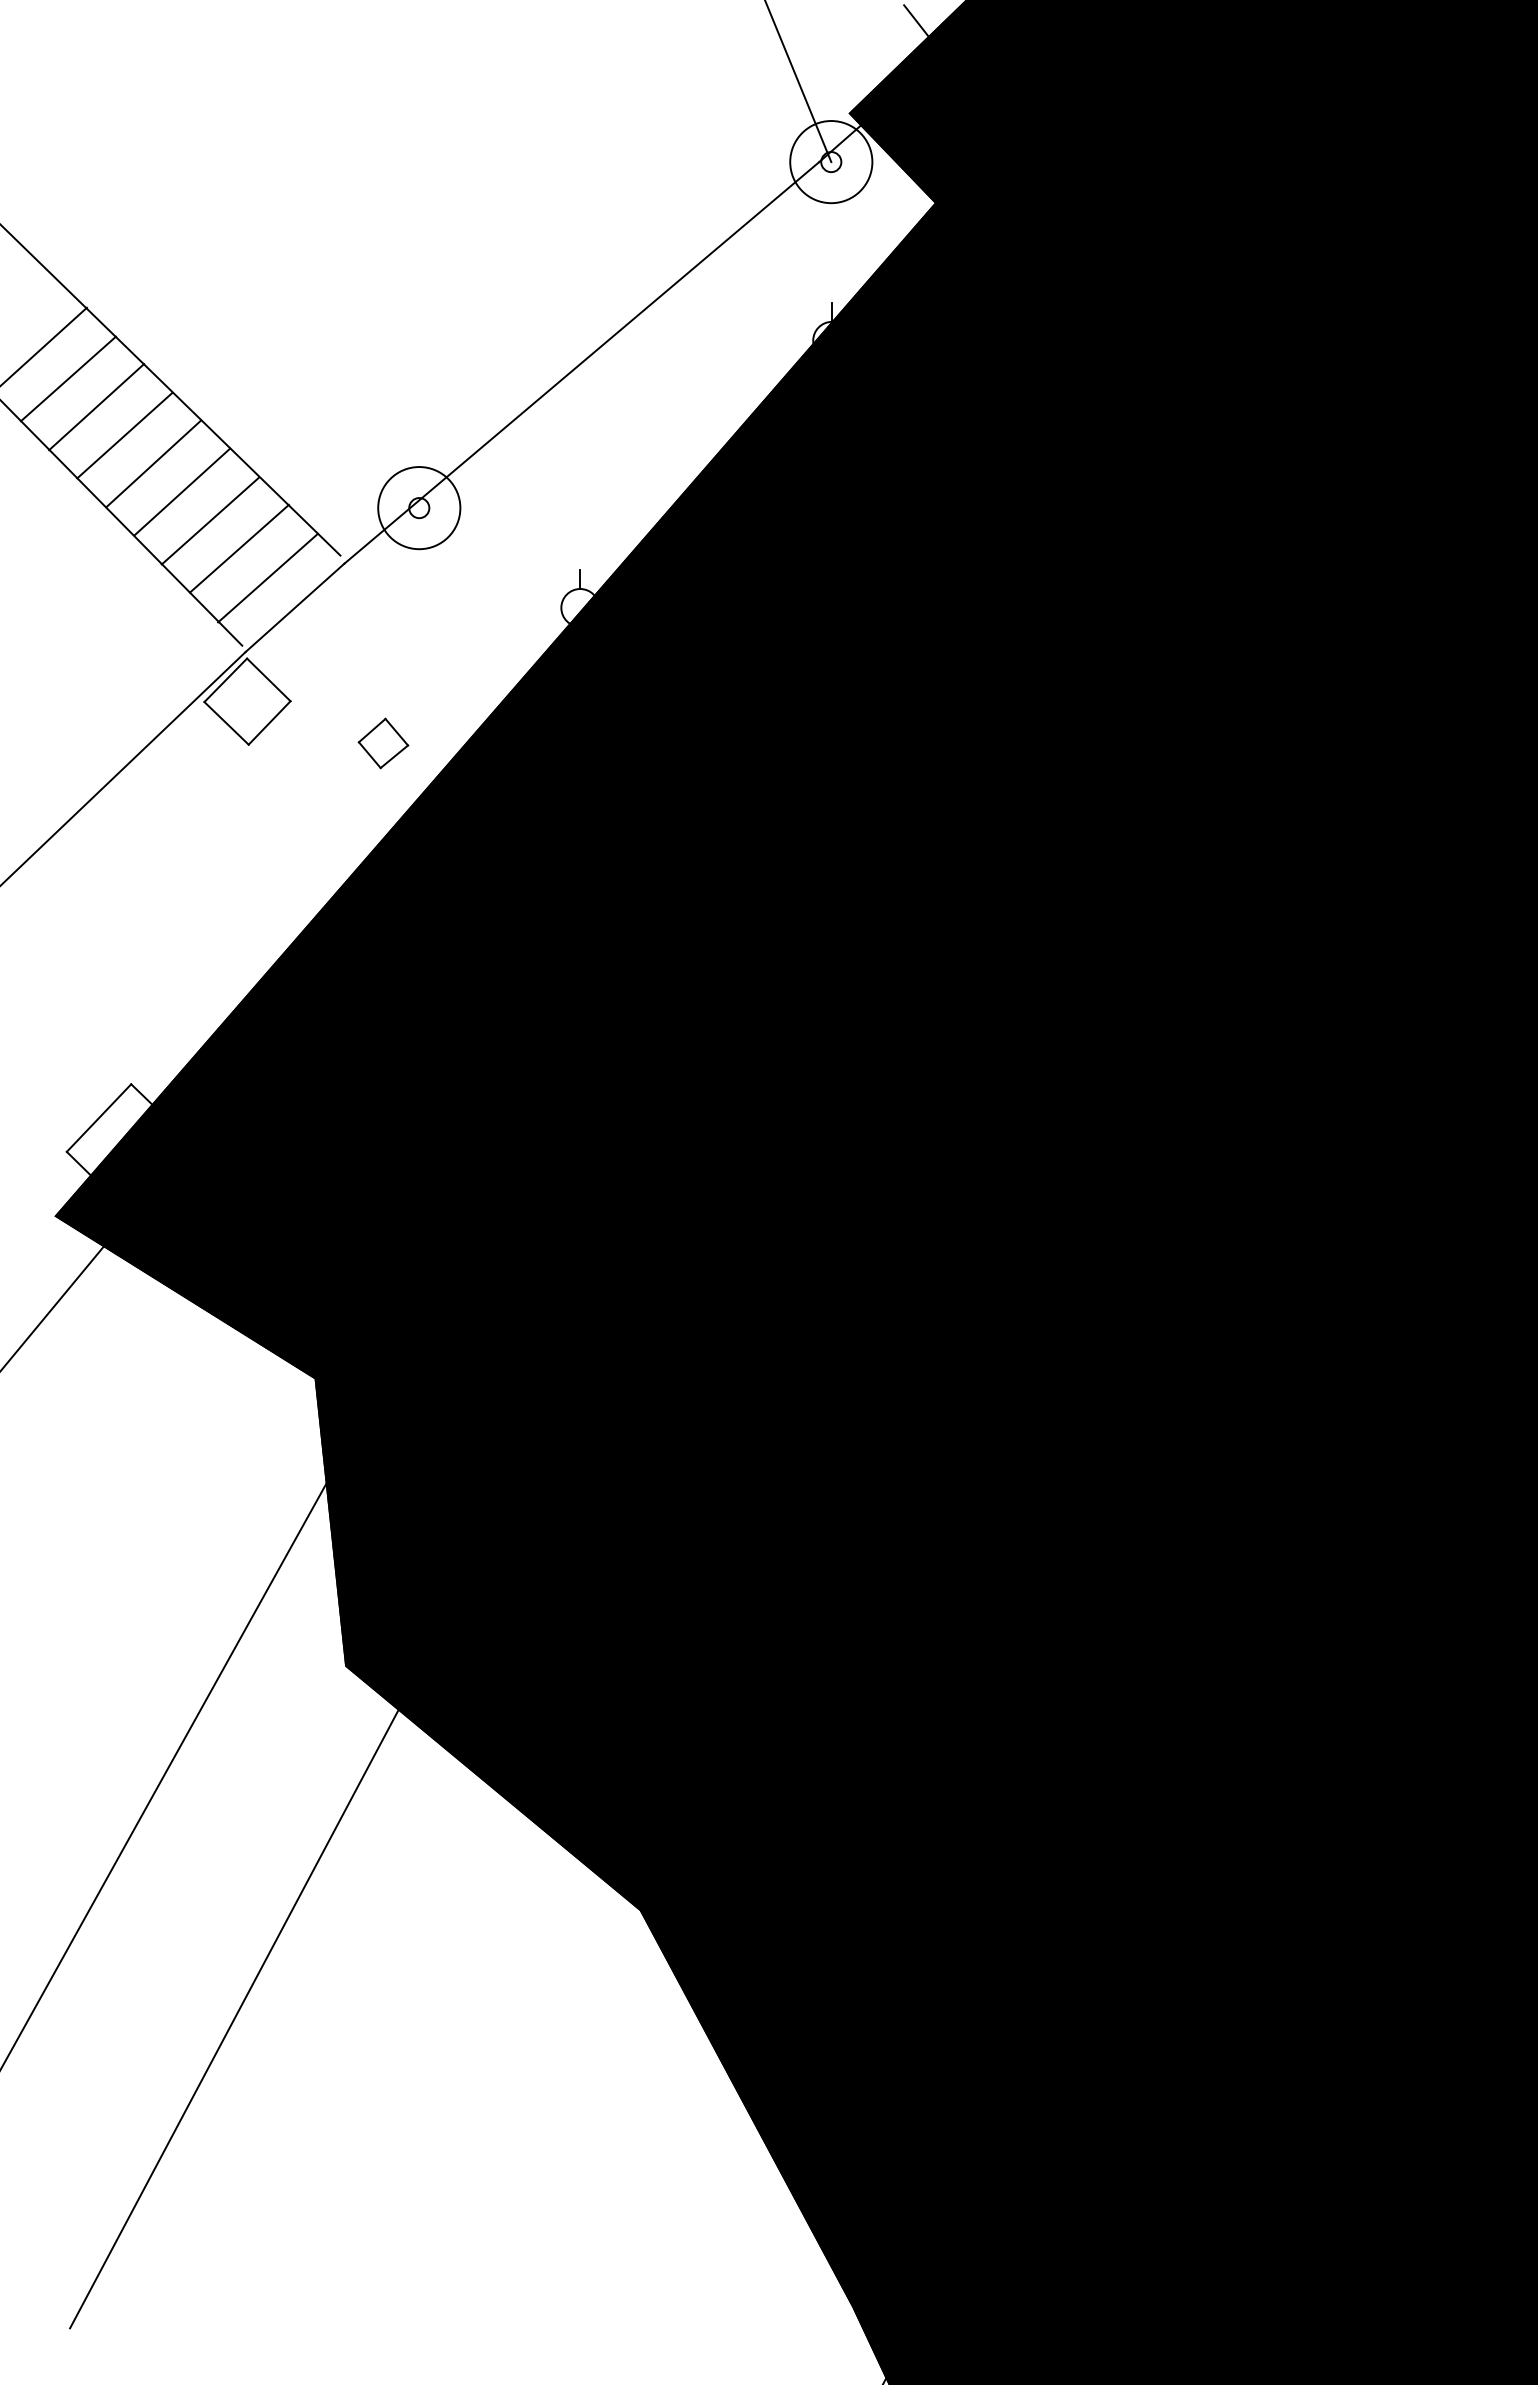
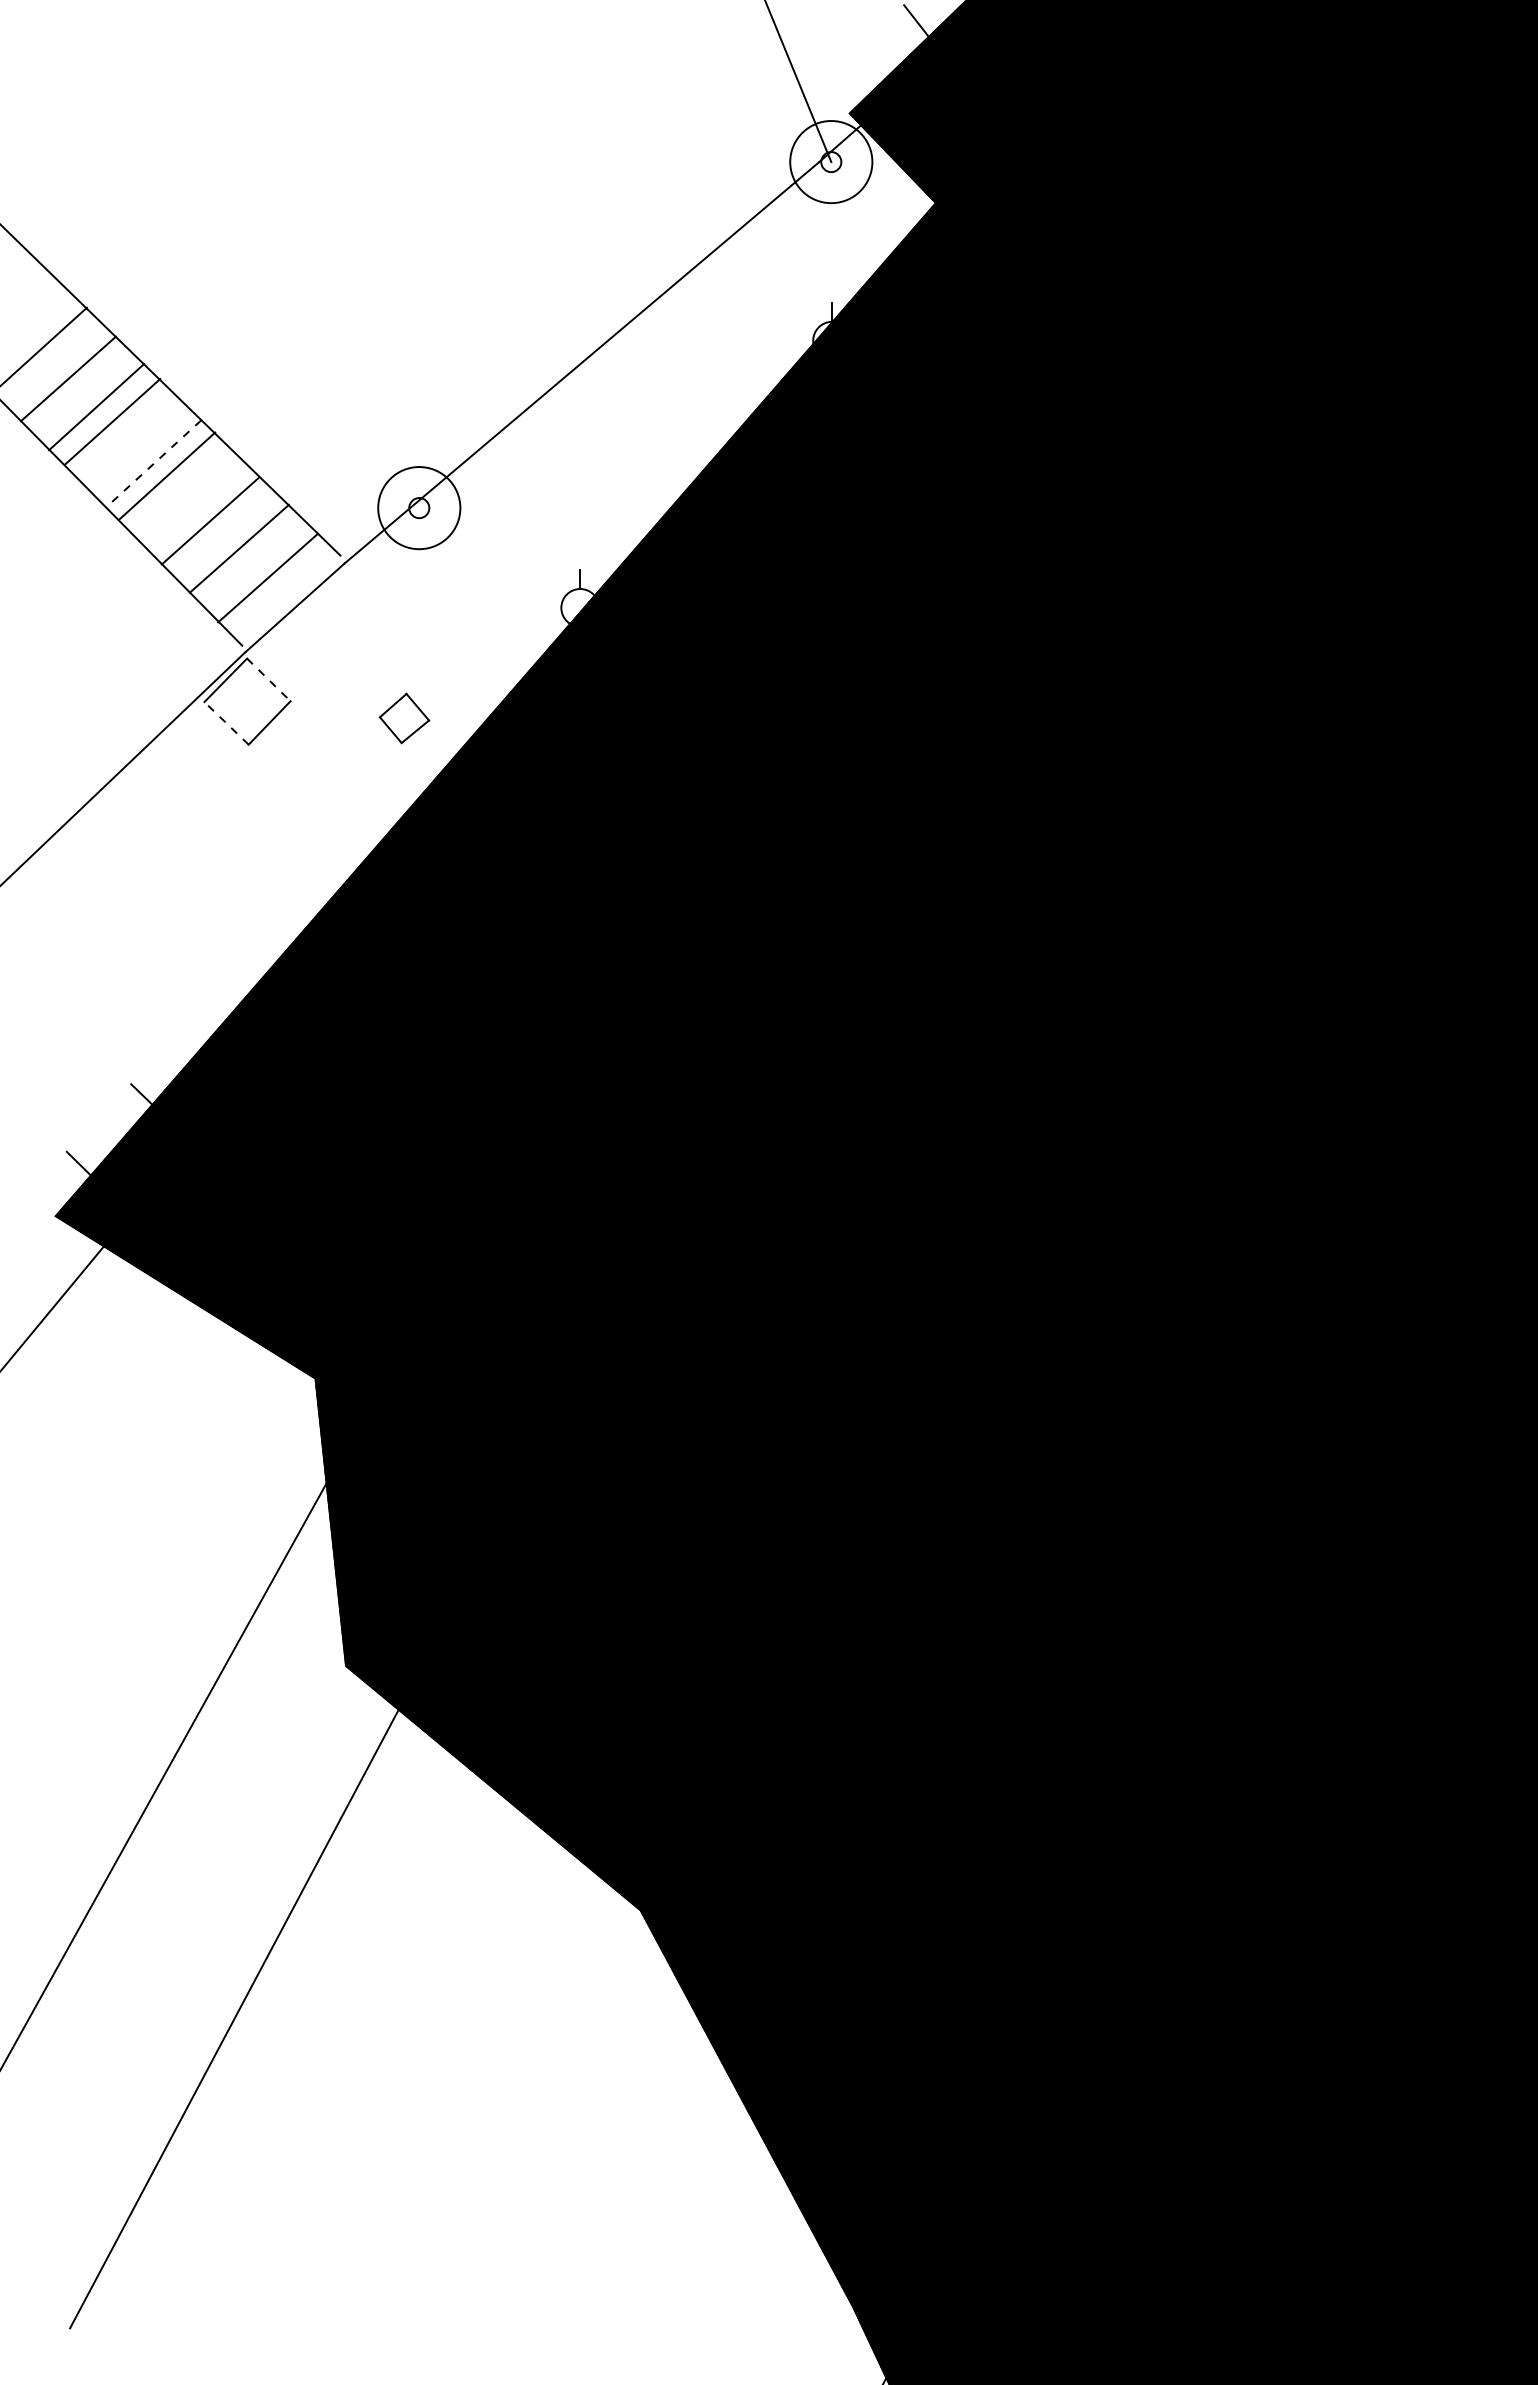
line position: (124, 435) -> (112, 421) (112, 421)
line: solid -> dashed (153, 464)
line position: (182, 491) -> (167, 475) (167, 475)
line: solid -> dashed (269, 680)
line: solid -> dashed (226, 723)
part position: (383, 743) -> (404, 718) (404, 718)
line: present -> none (98, 1117)
